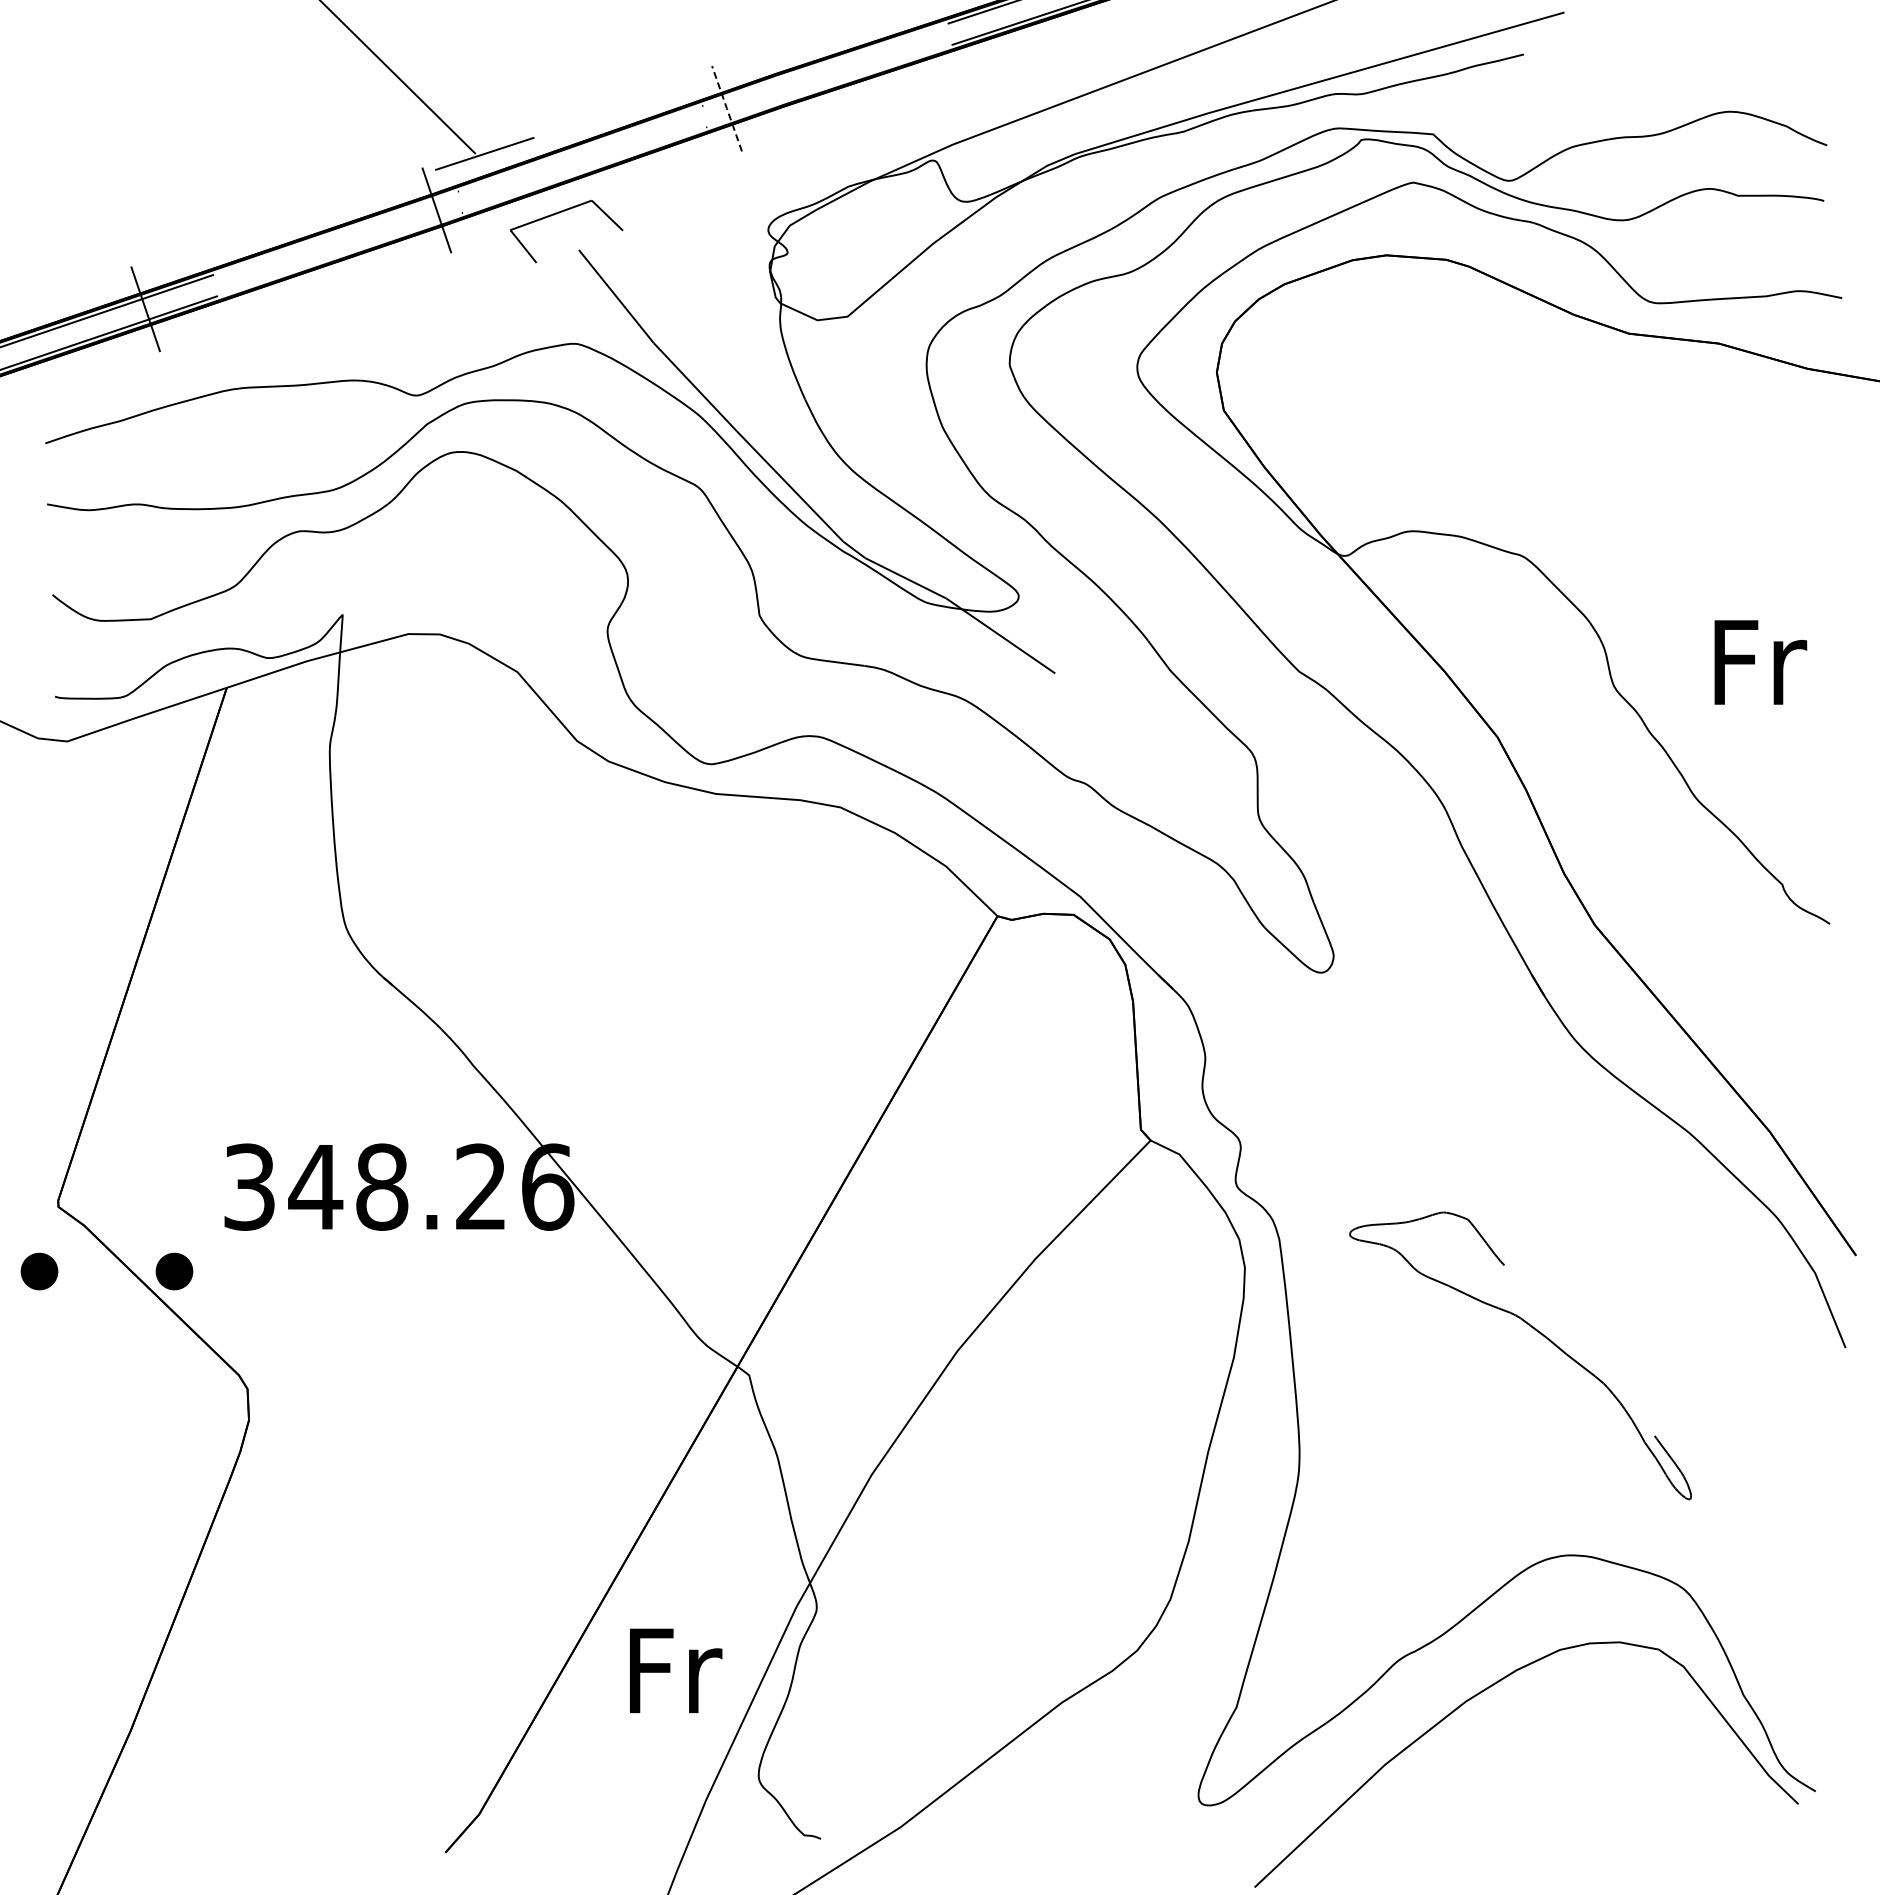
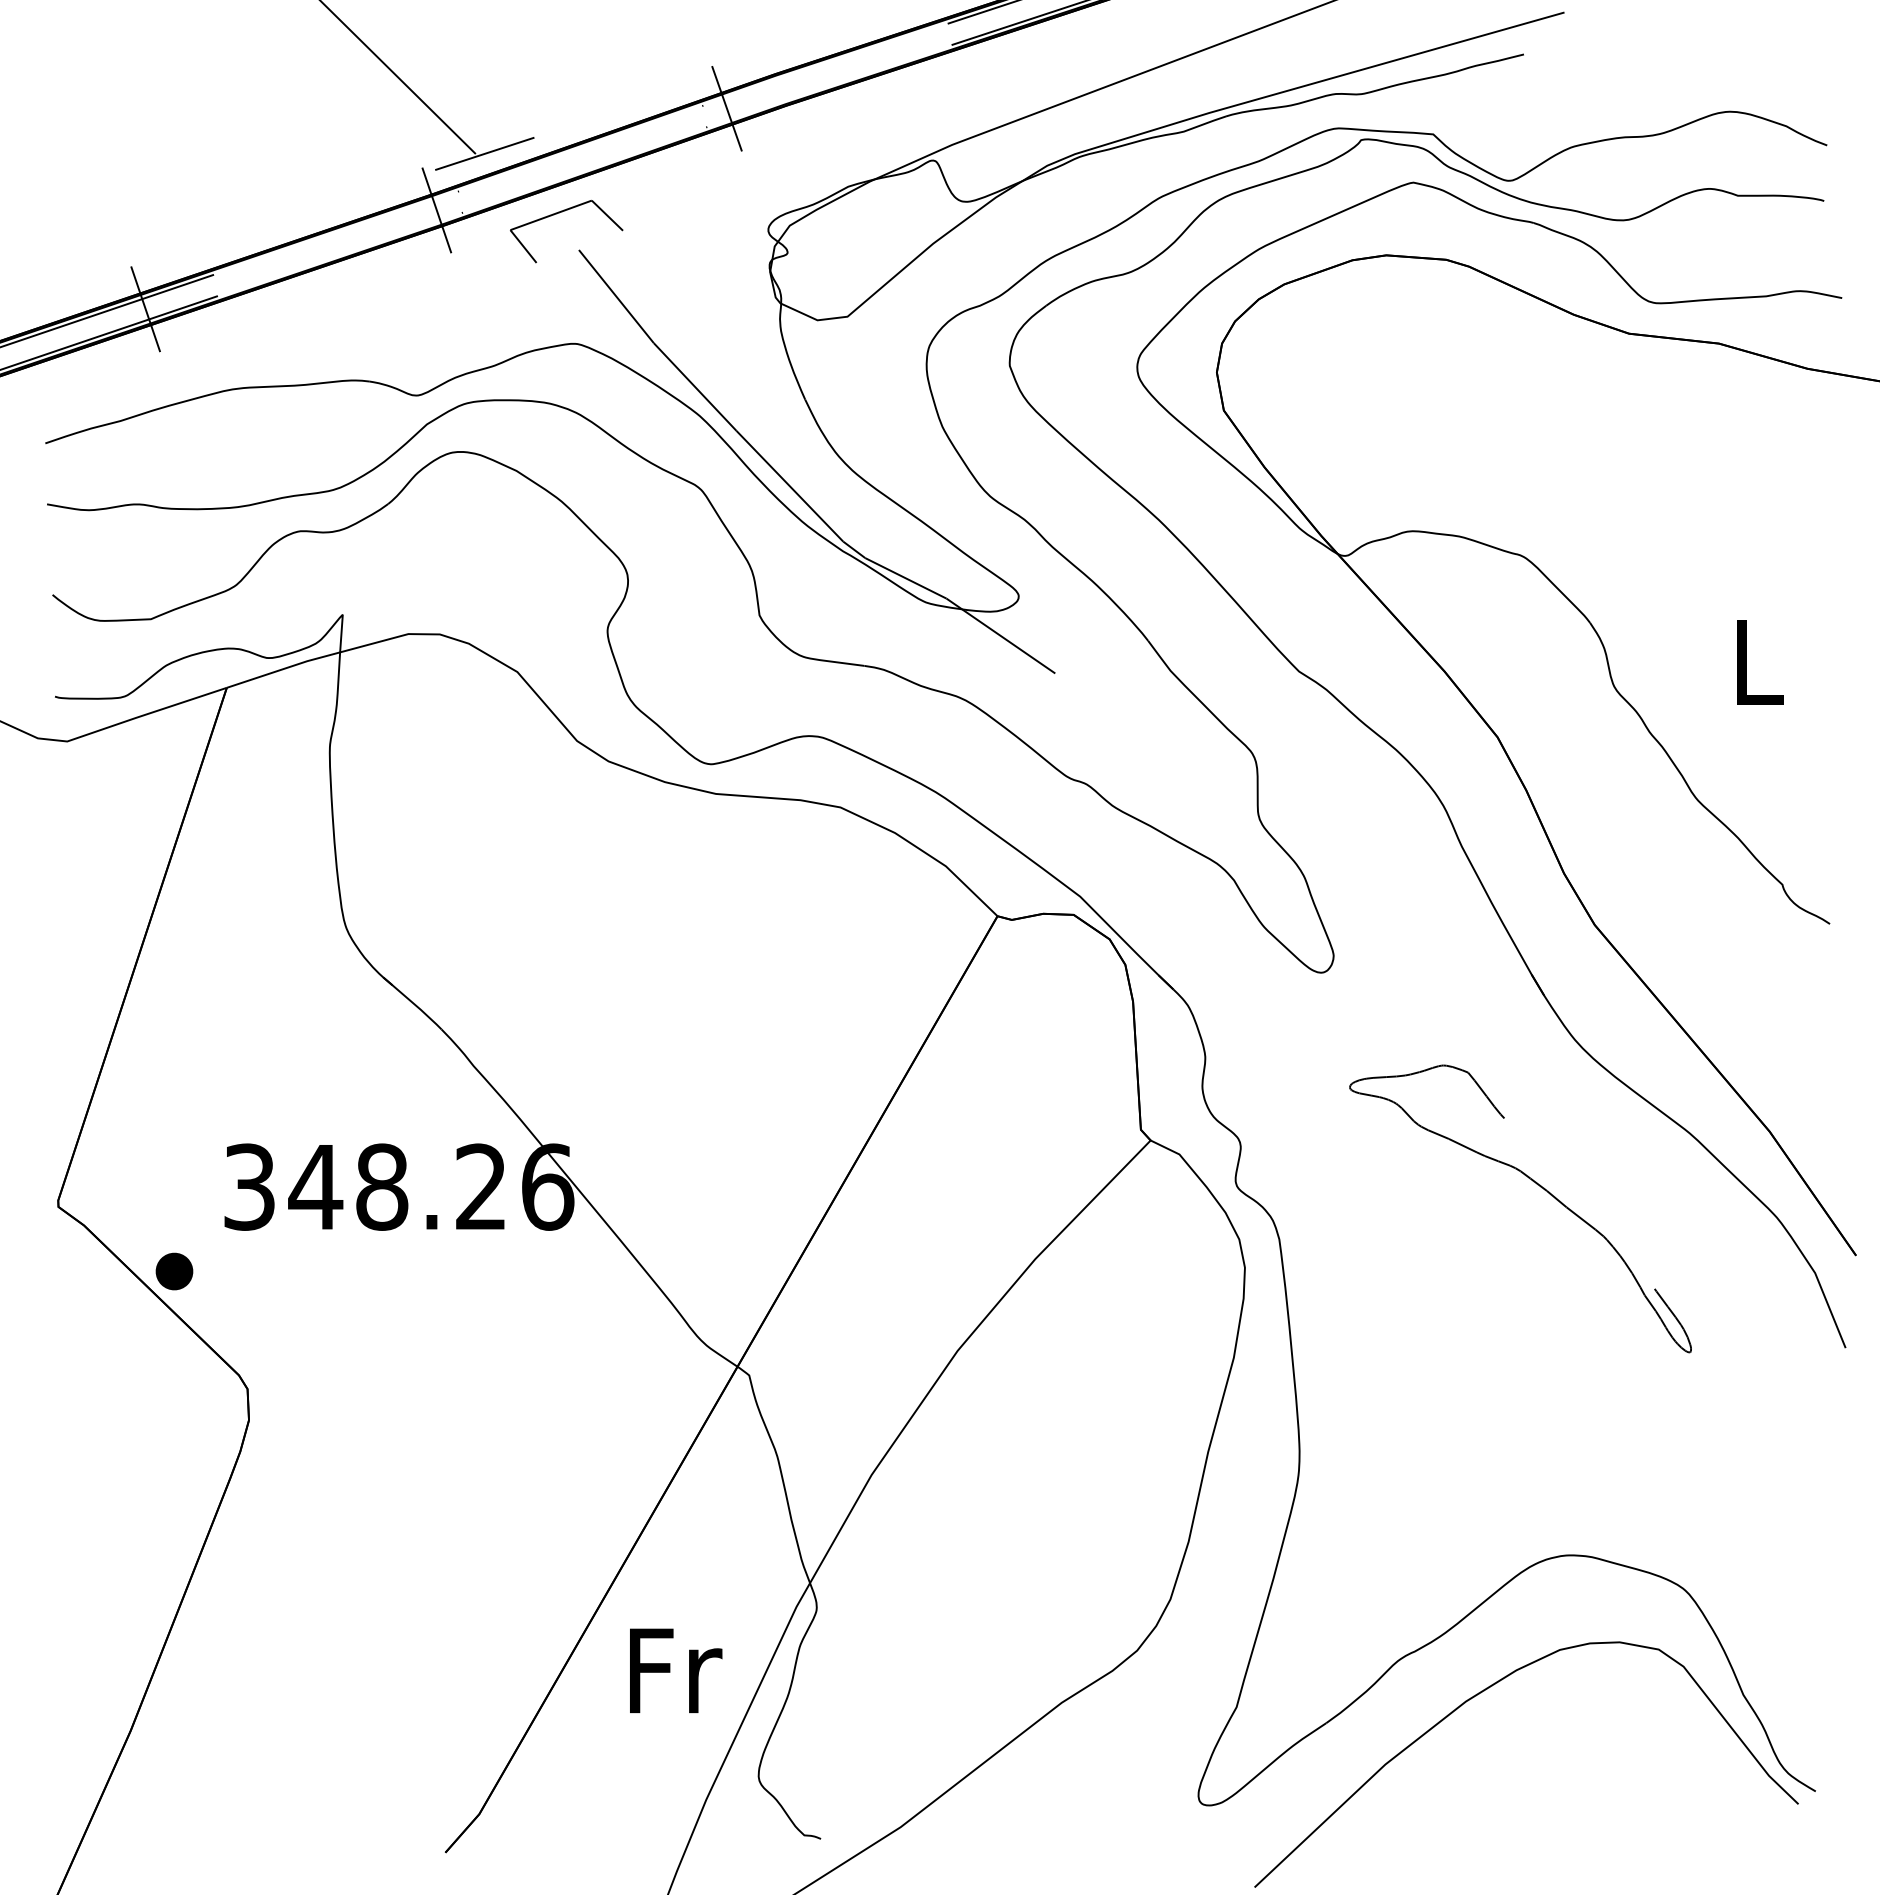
line: dashed -> solid (727, 108)
text: Fr -> L (1760, 662)
part: present -> none (39, 1271)
part position: (1536, 1331) -> (1536, 1184) (1536, 1184)
